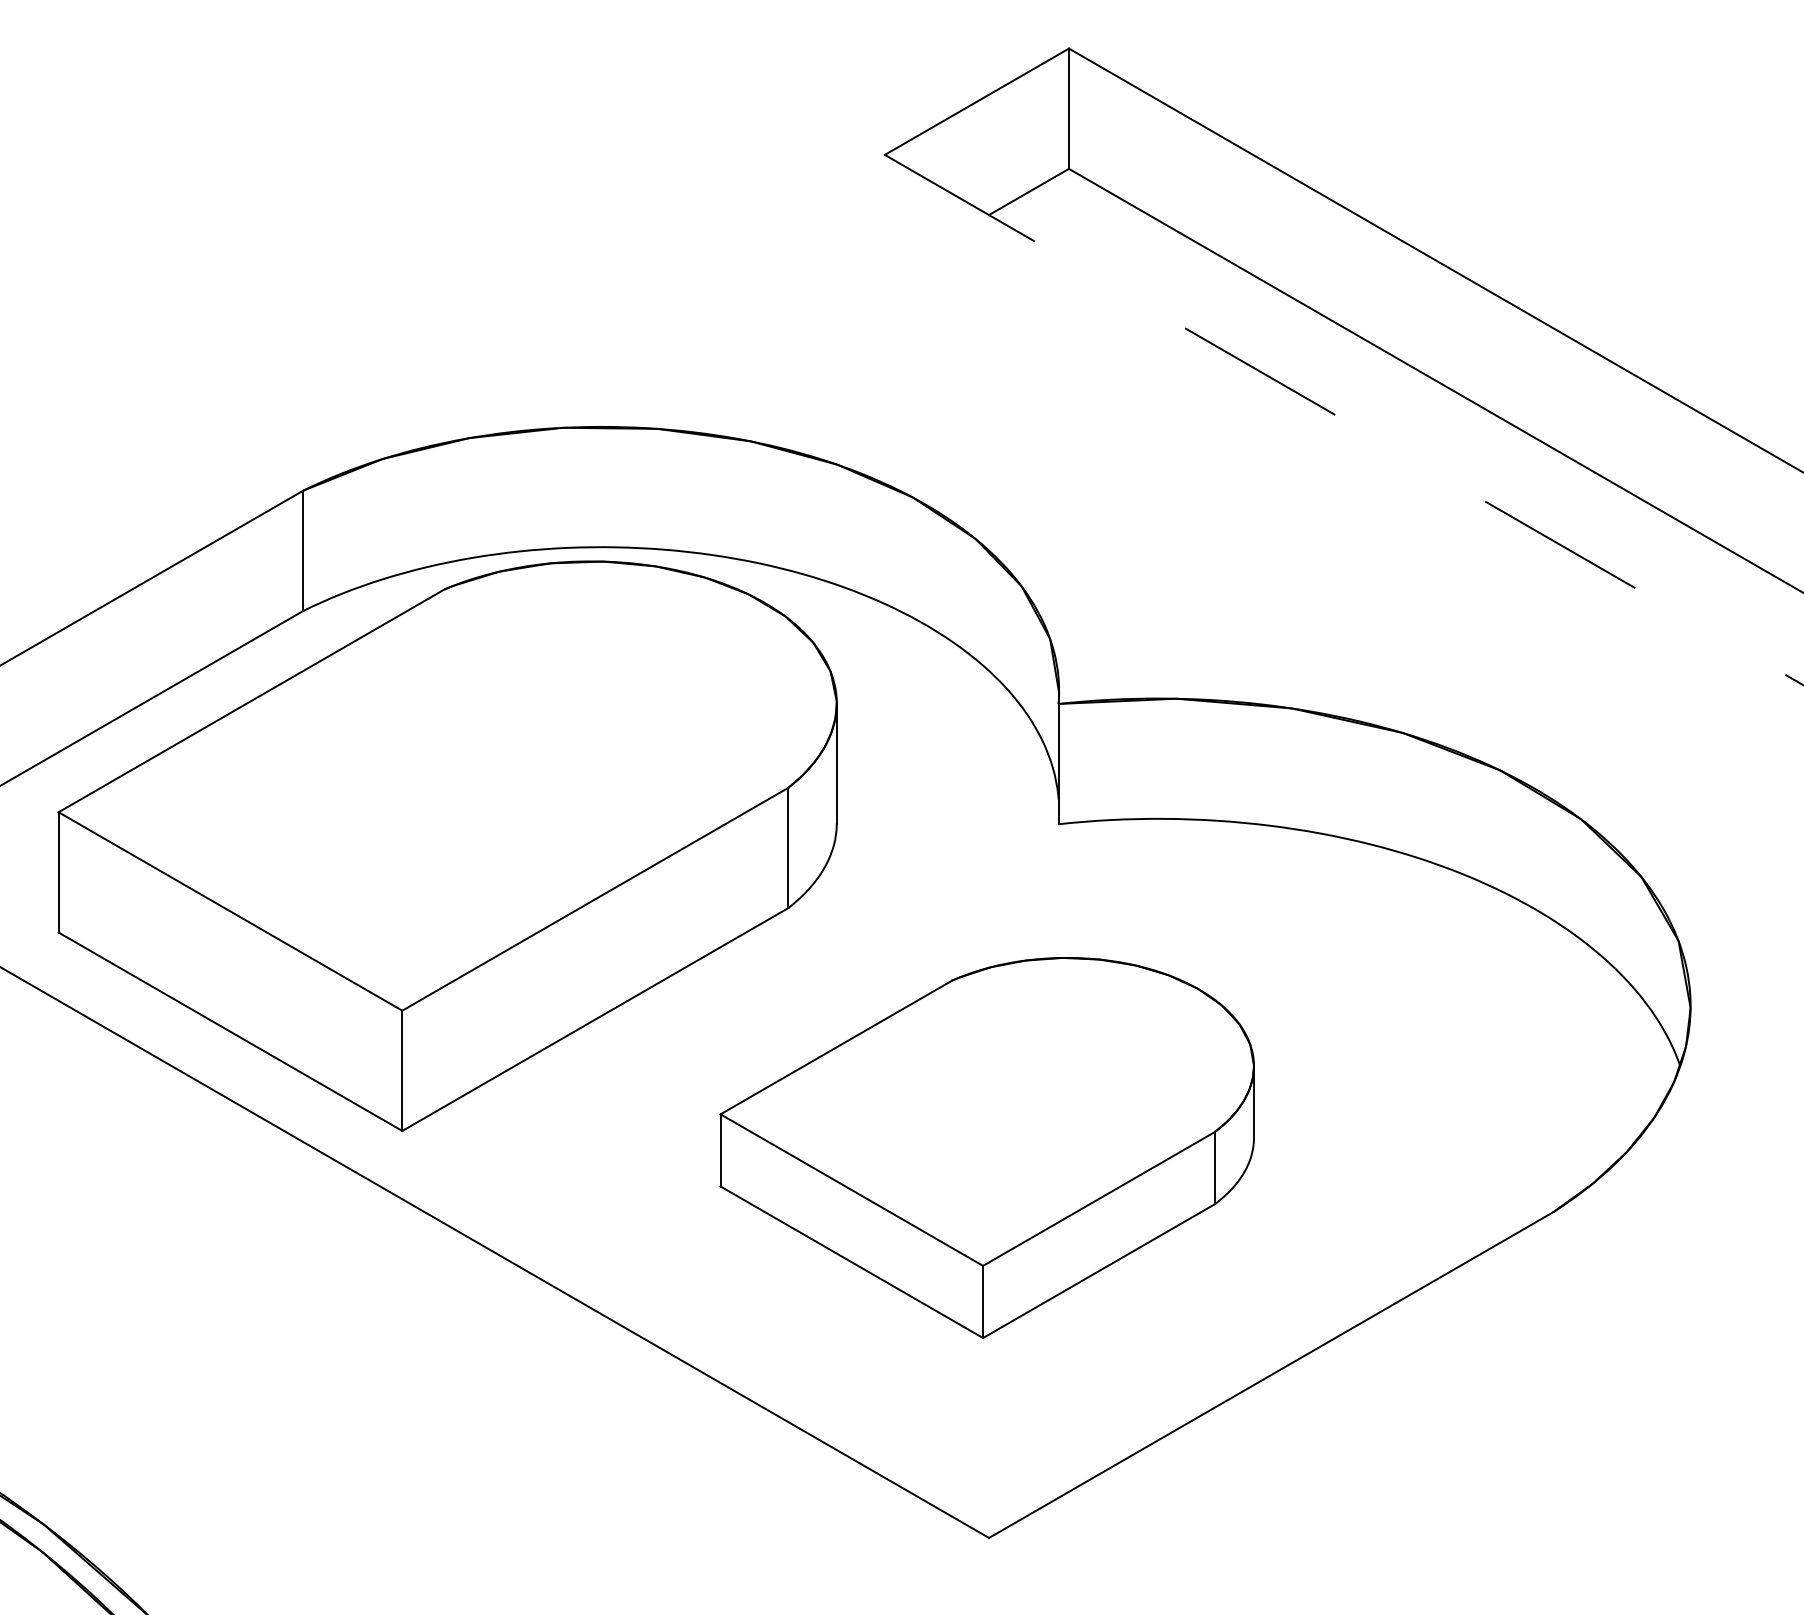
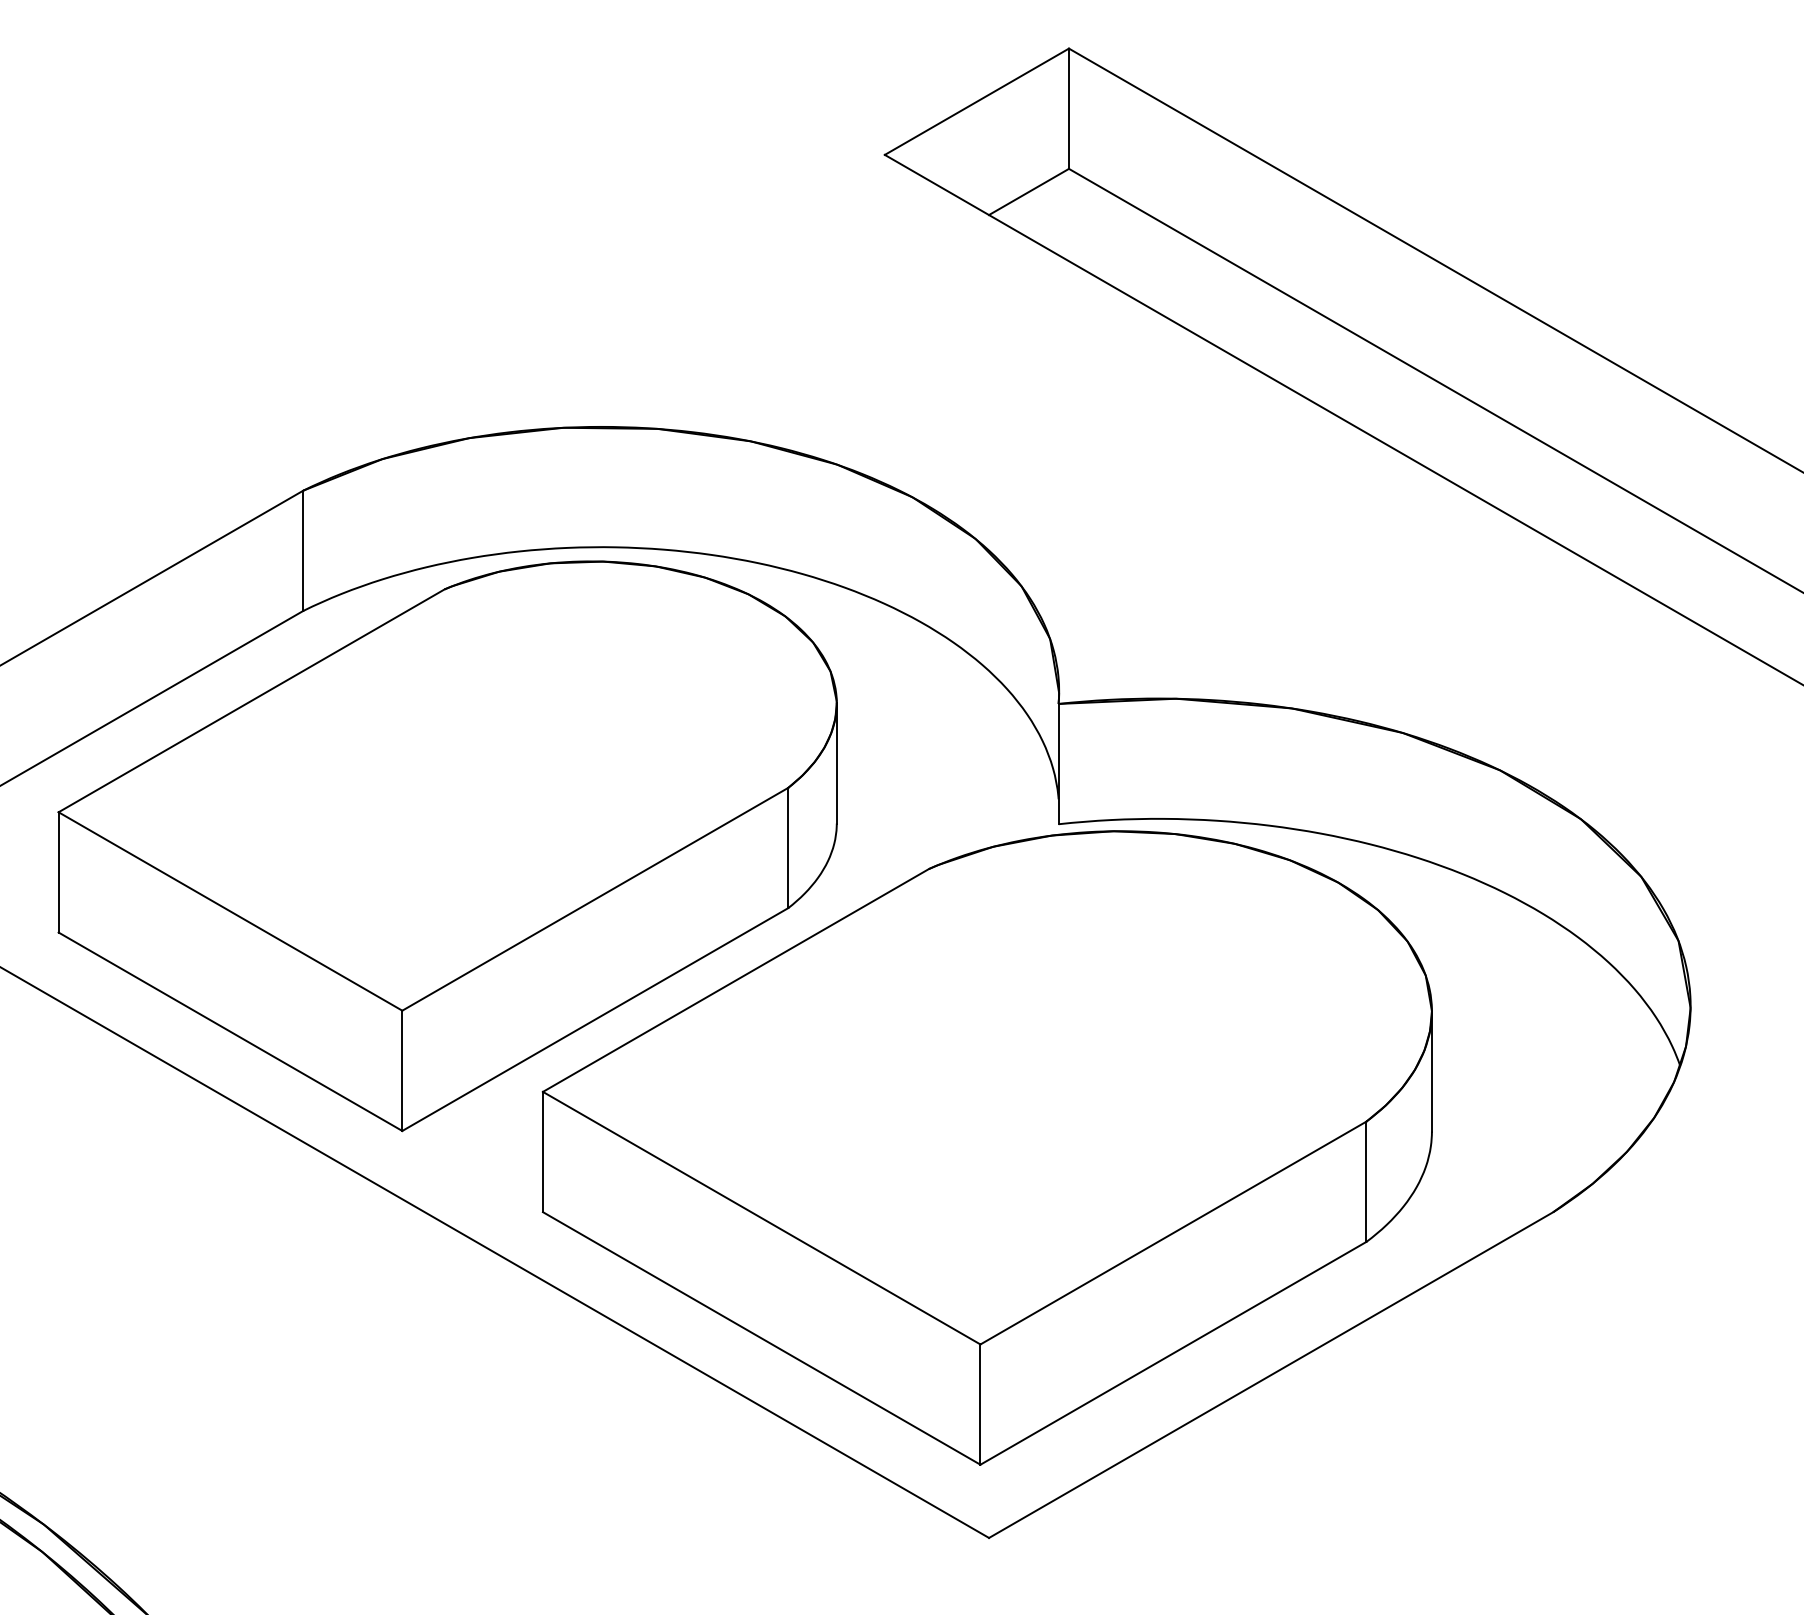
line: dashed -> solid (1344, 420)
part size: 536x383 px -> 892x636 px (986, 1147)
